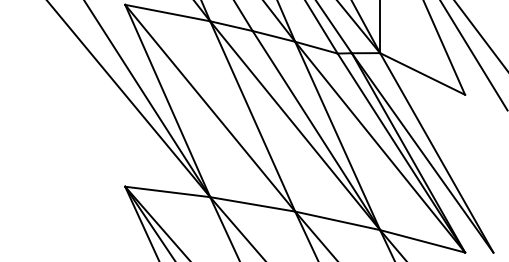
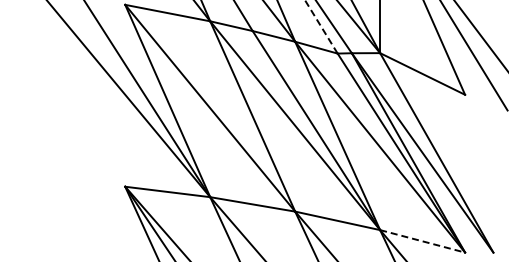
line: solid -> dashed (321, 26)
line: solid -> dashed (422, 241)
